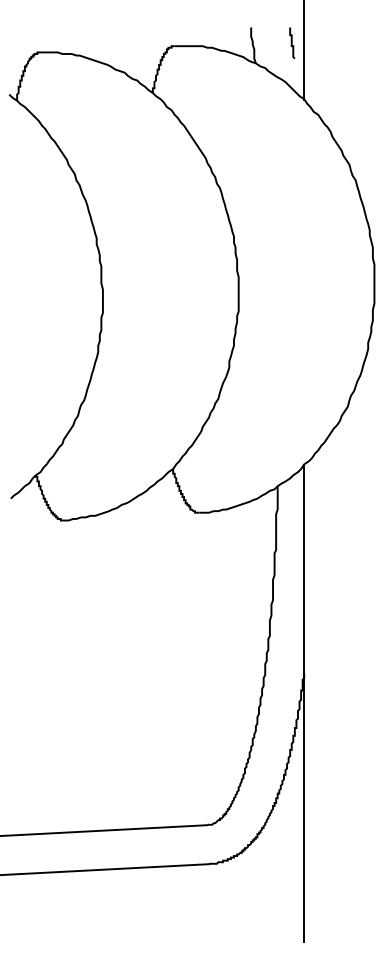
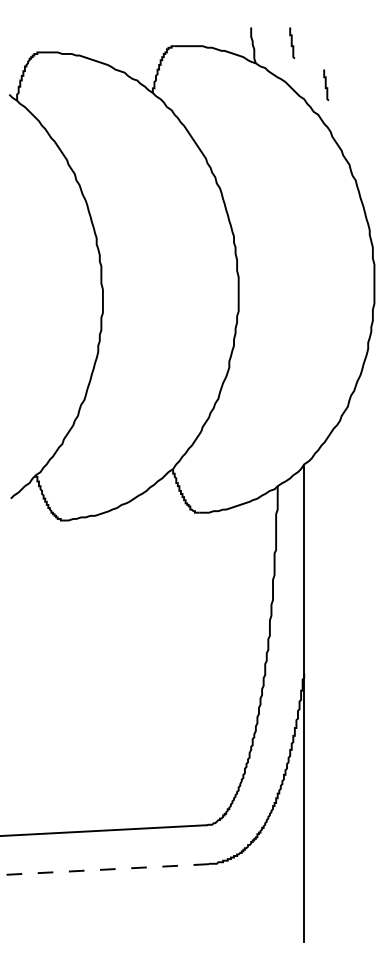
line: present -> none (304, 51)
line: none -> present (326, 84)
line: solid -> dashed (104, 869)
